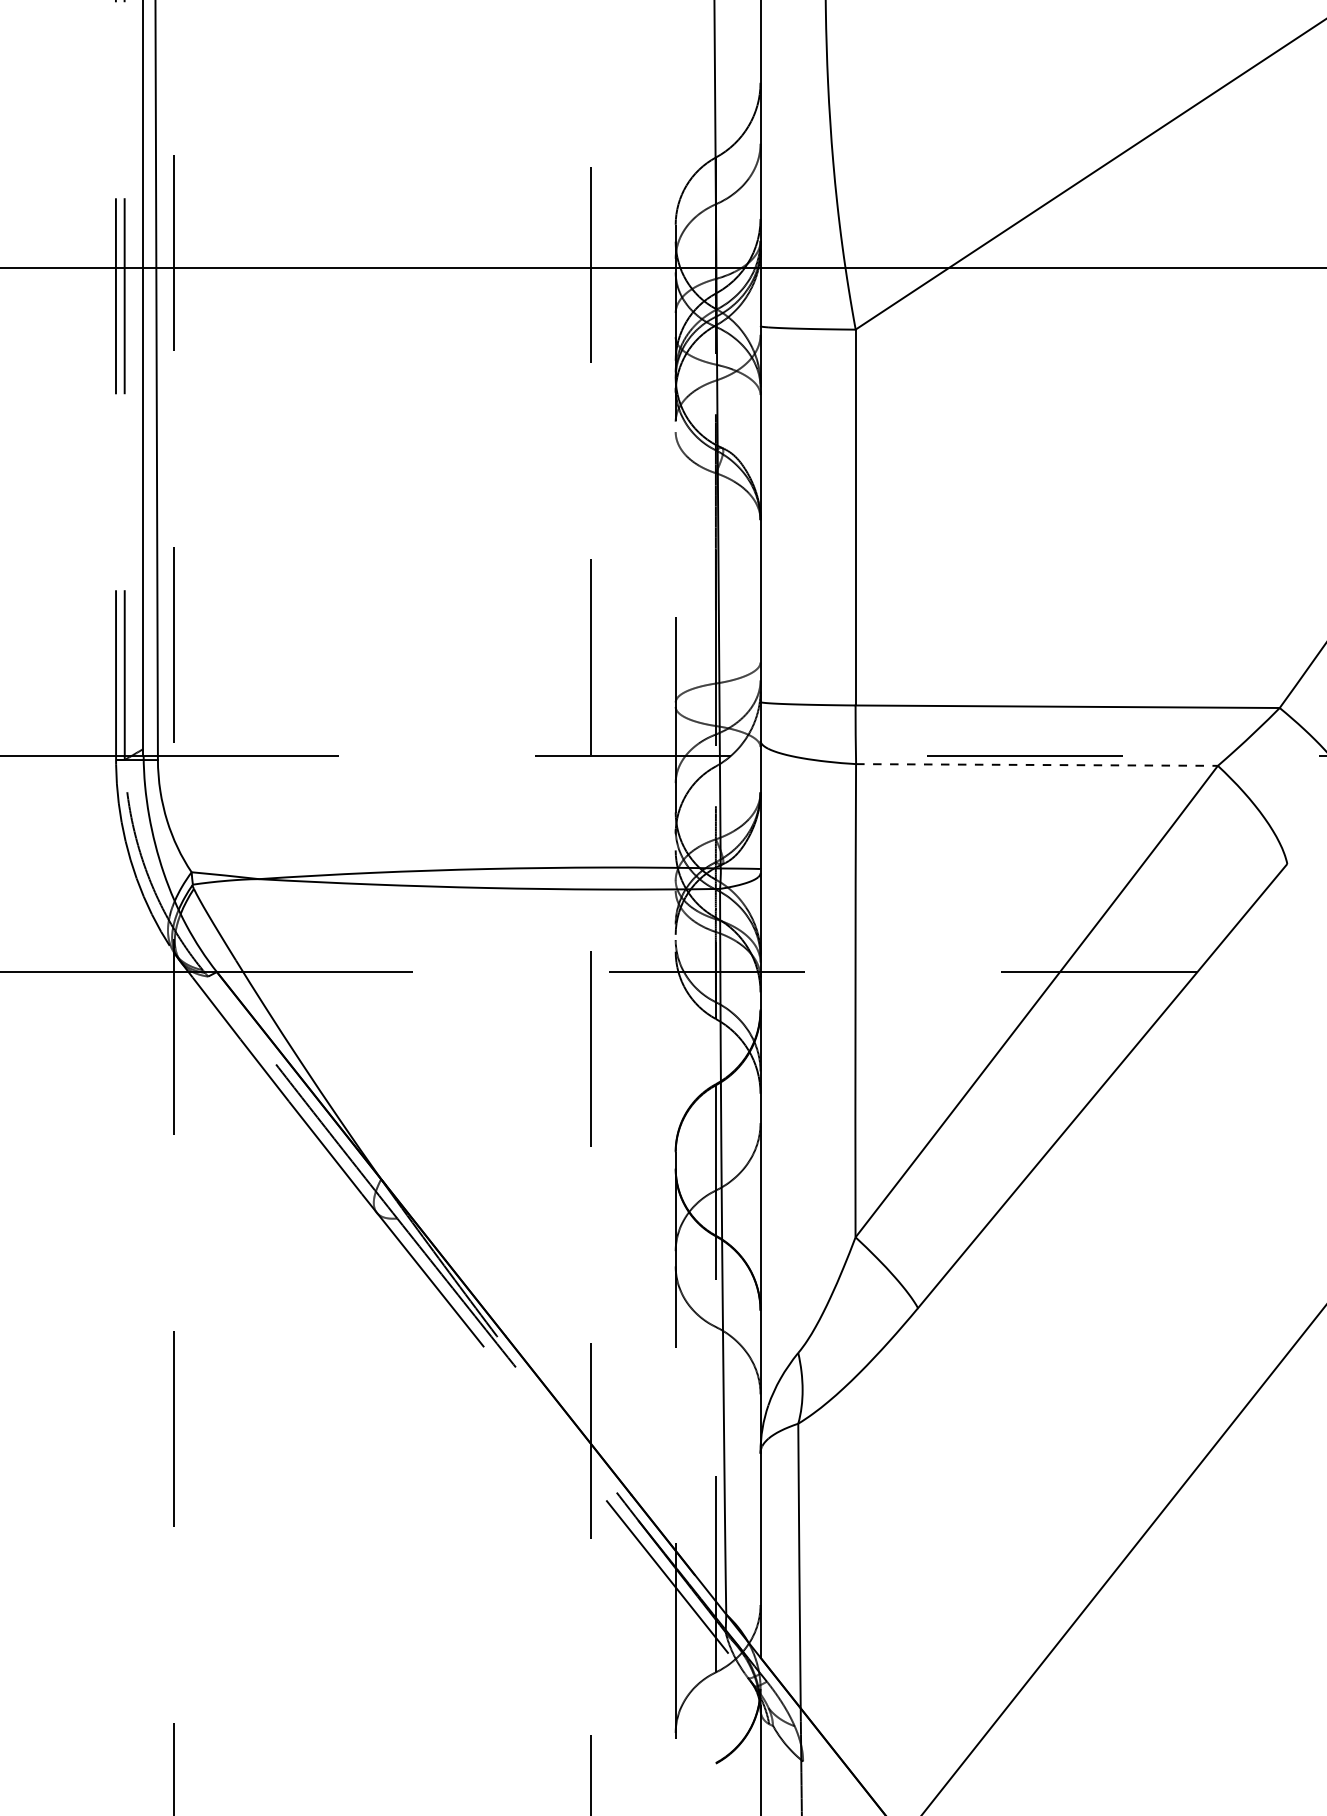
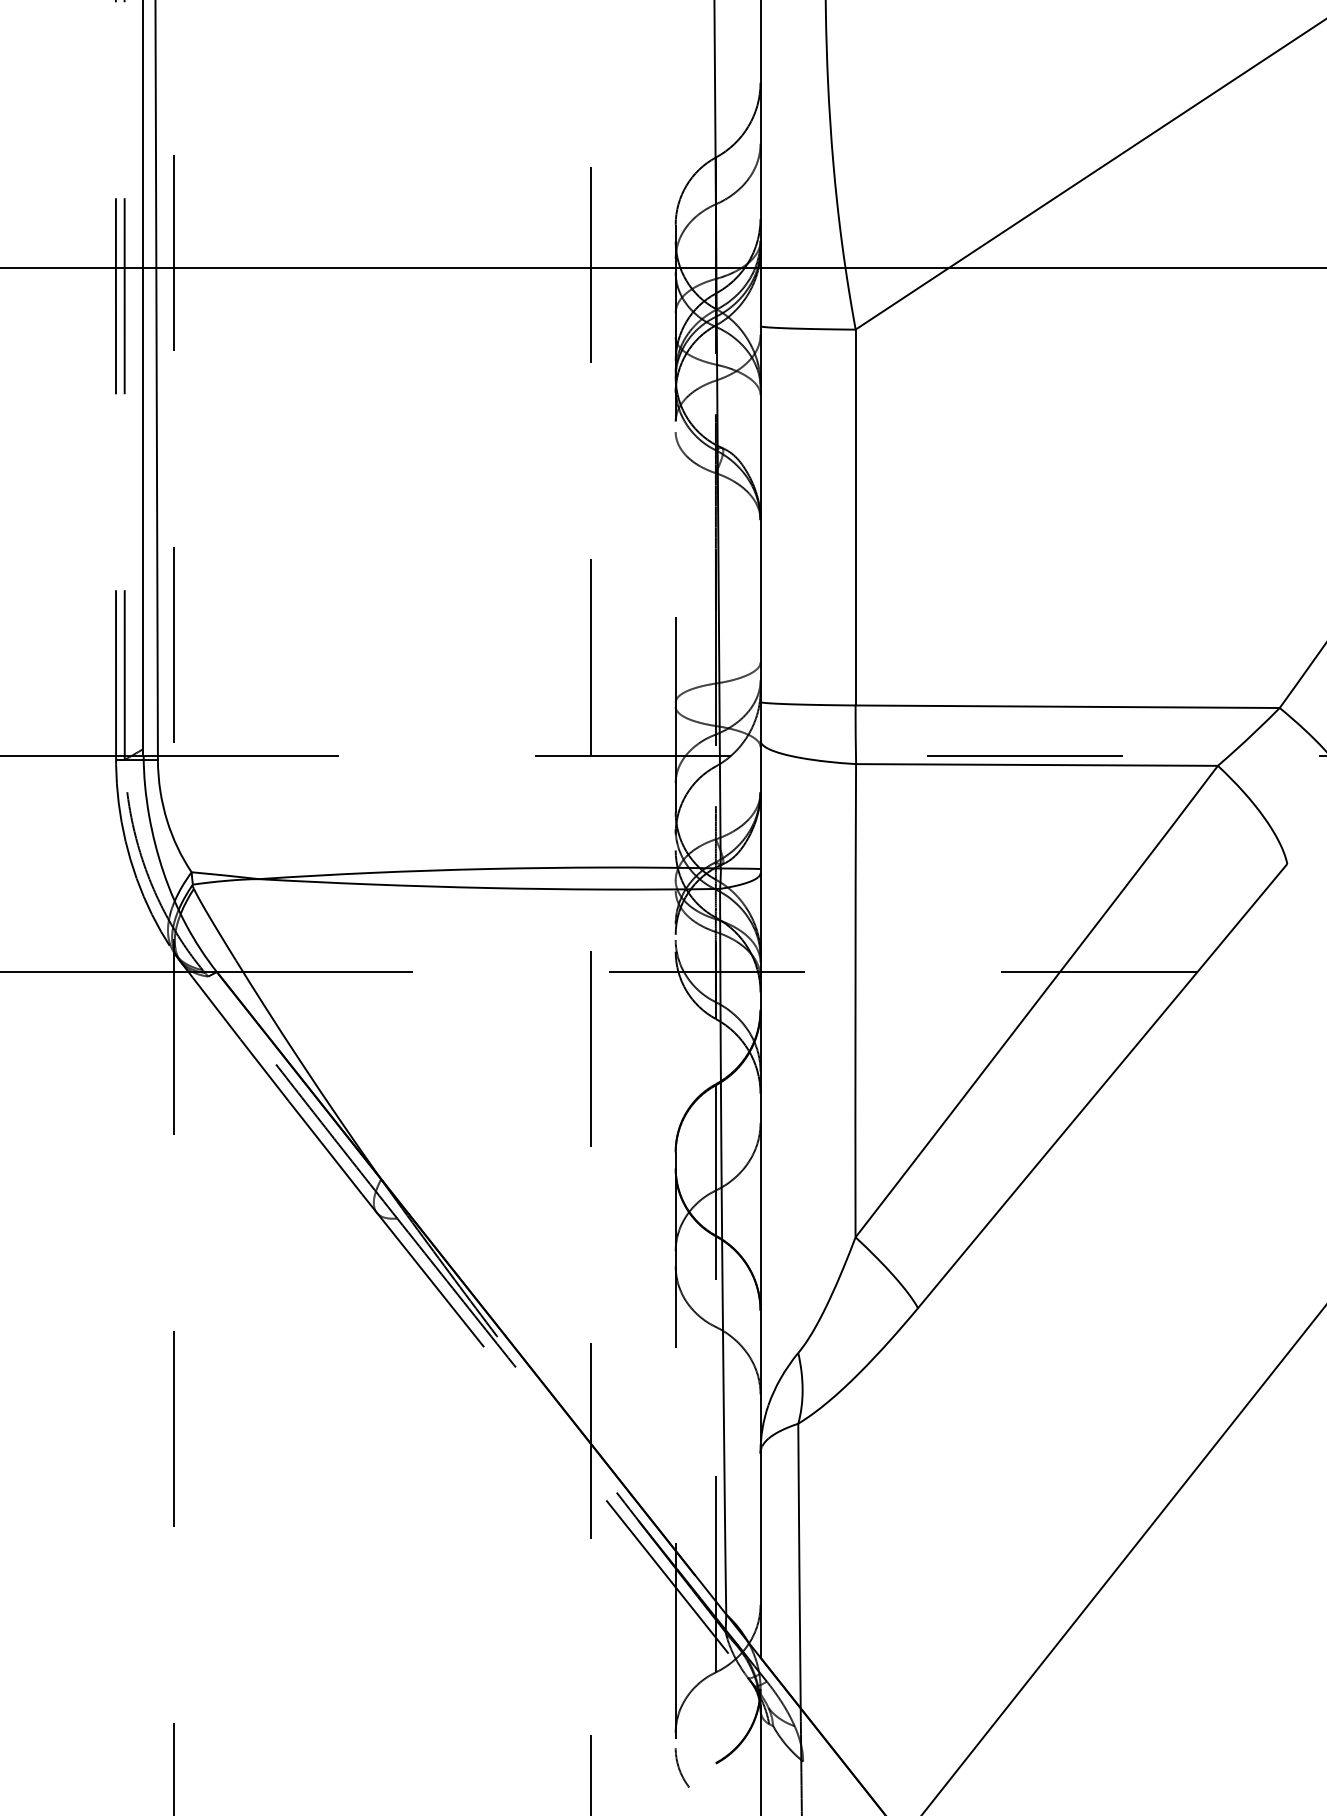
line: dashed -> solid (1037, 764)
curve: none -> present (680, 1768)
